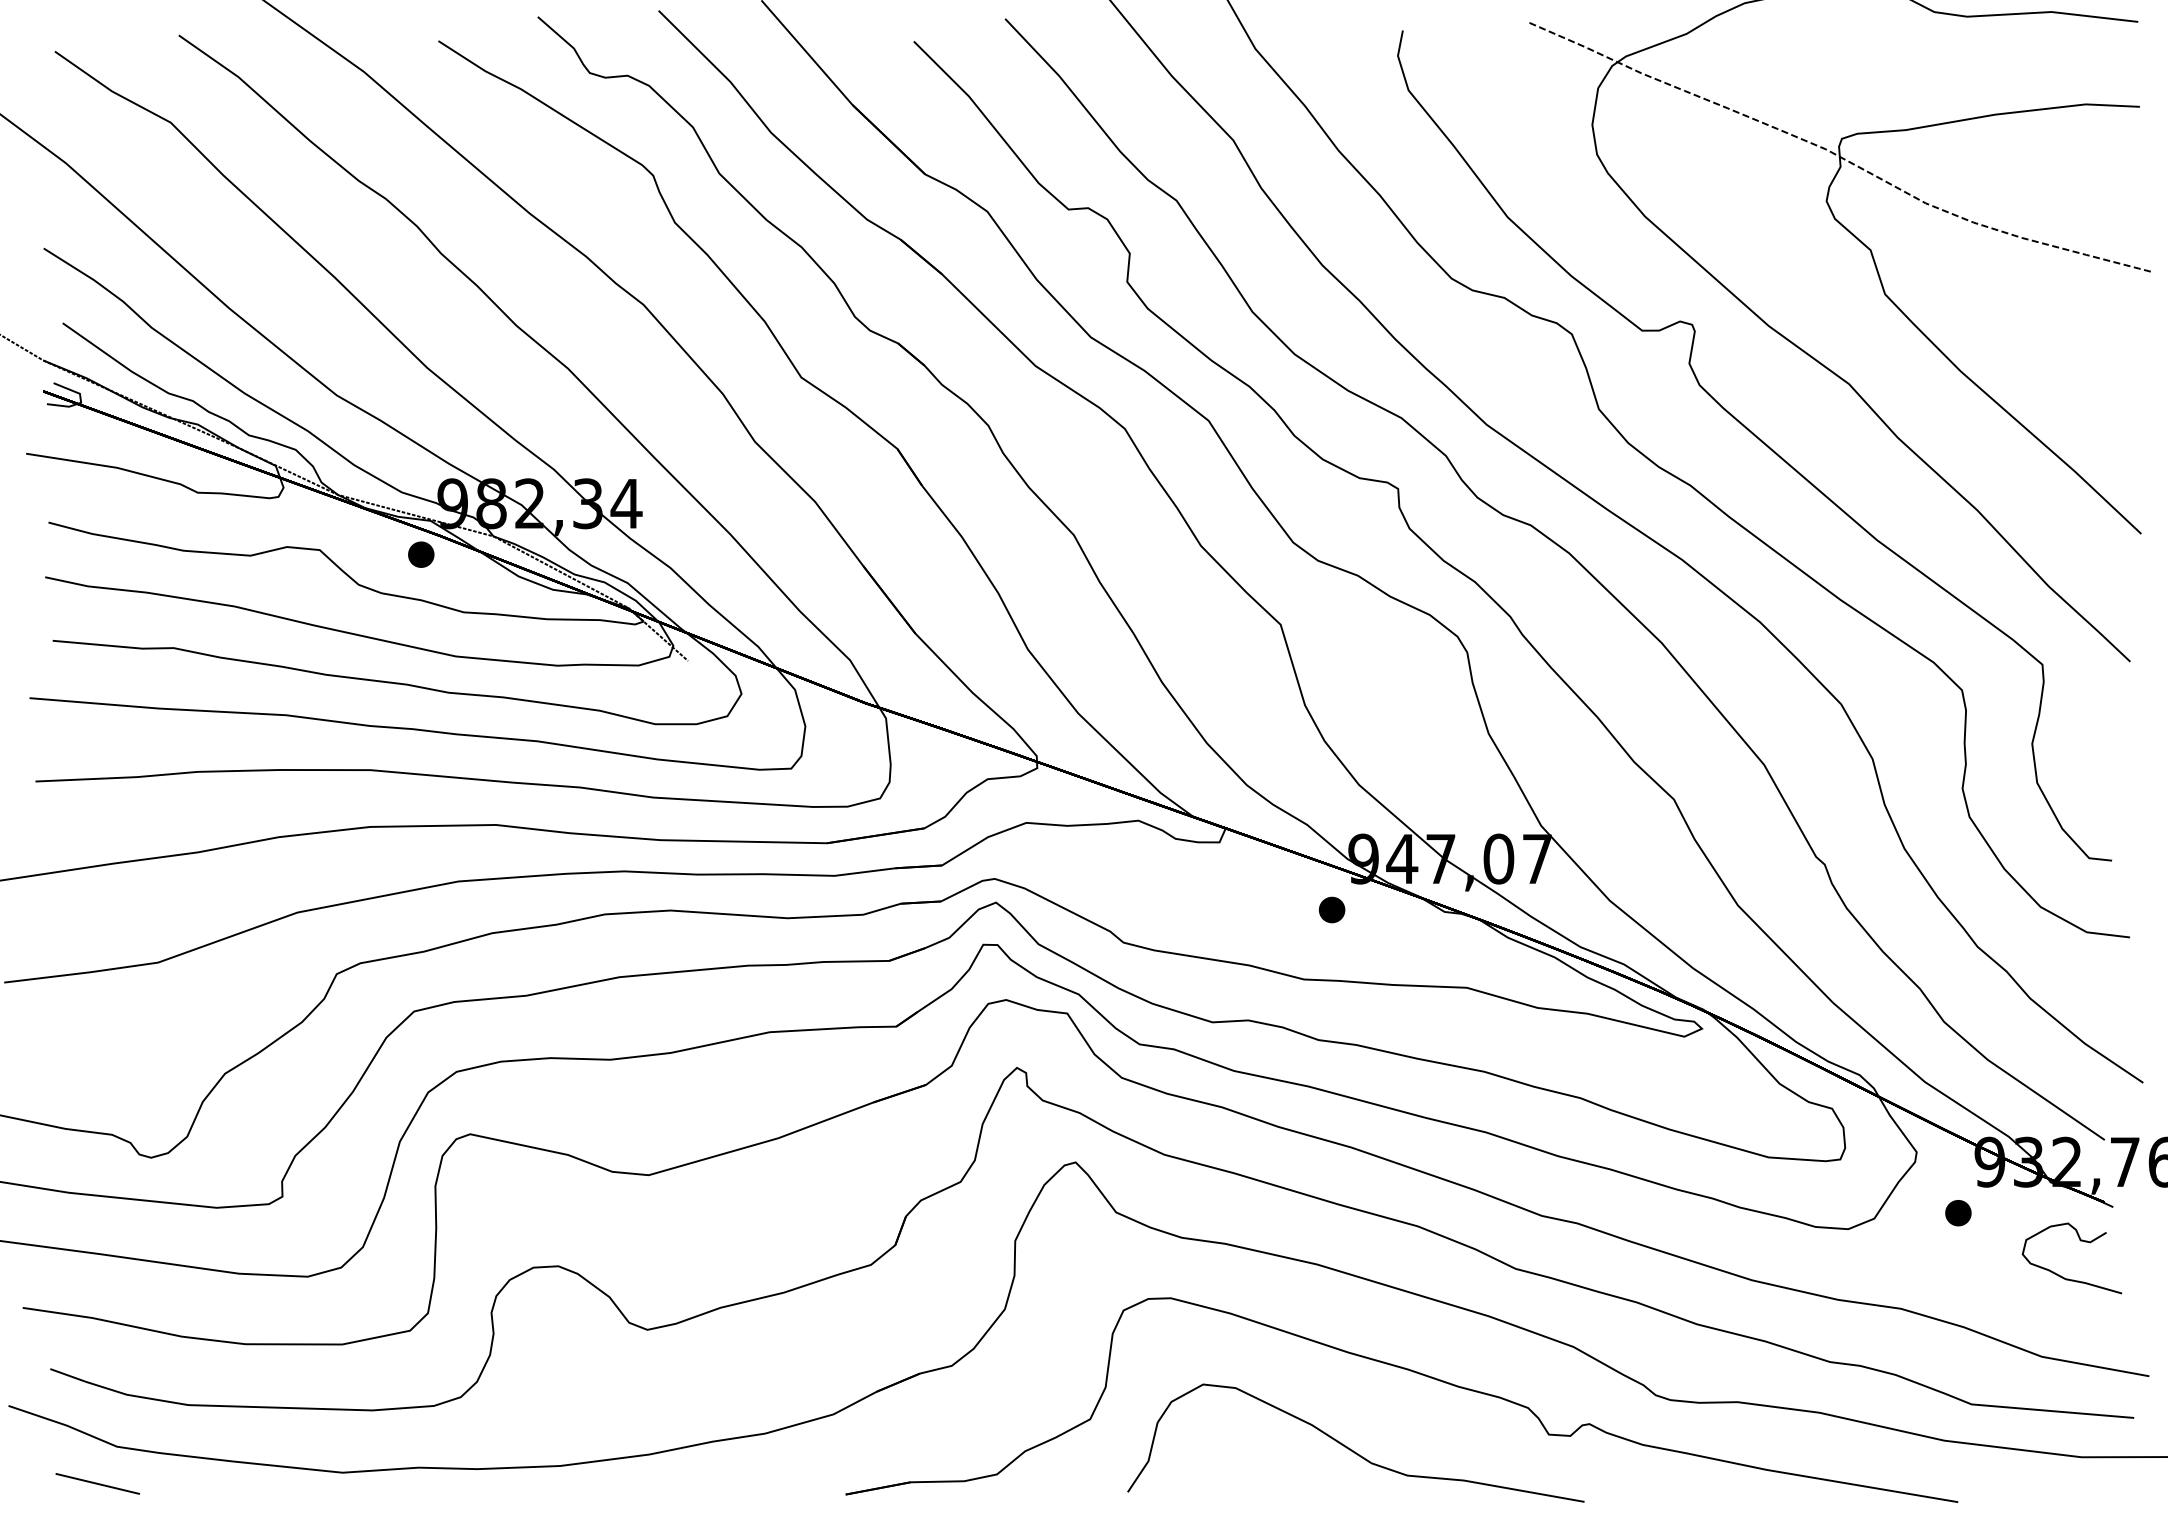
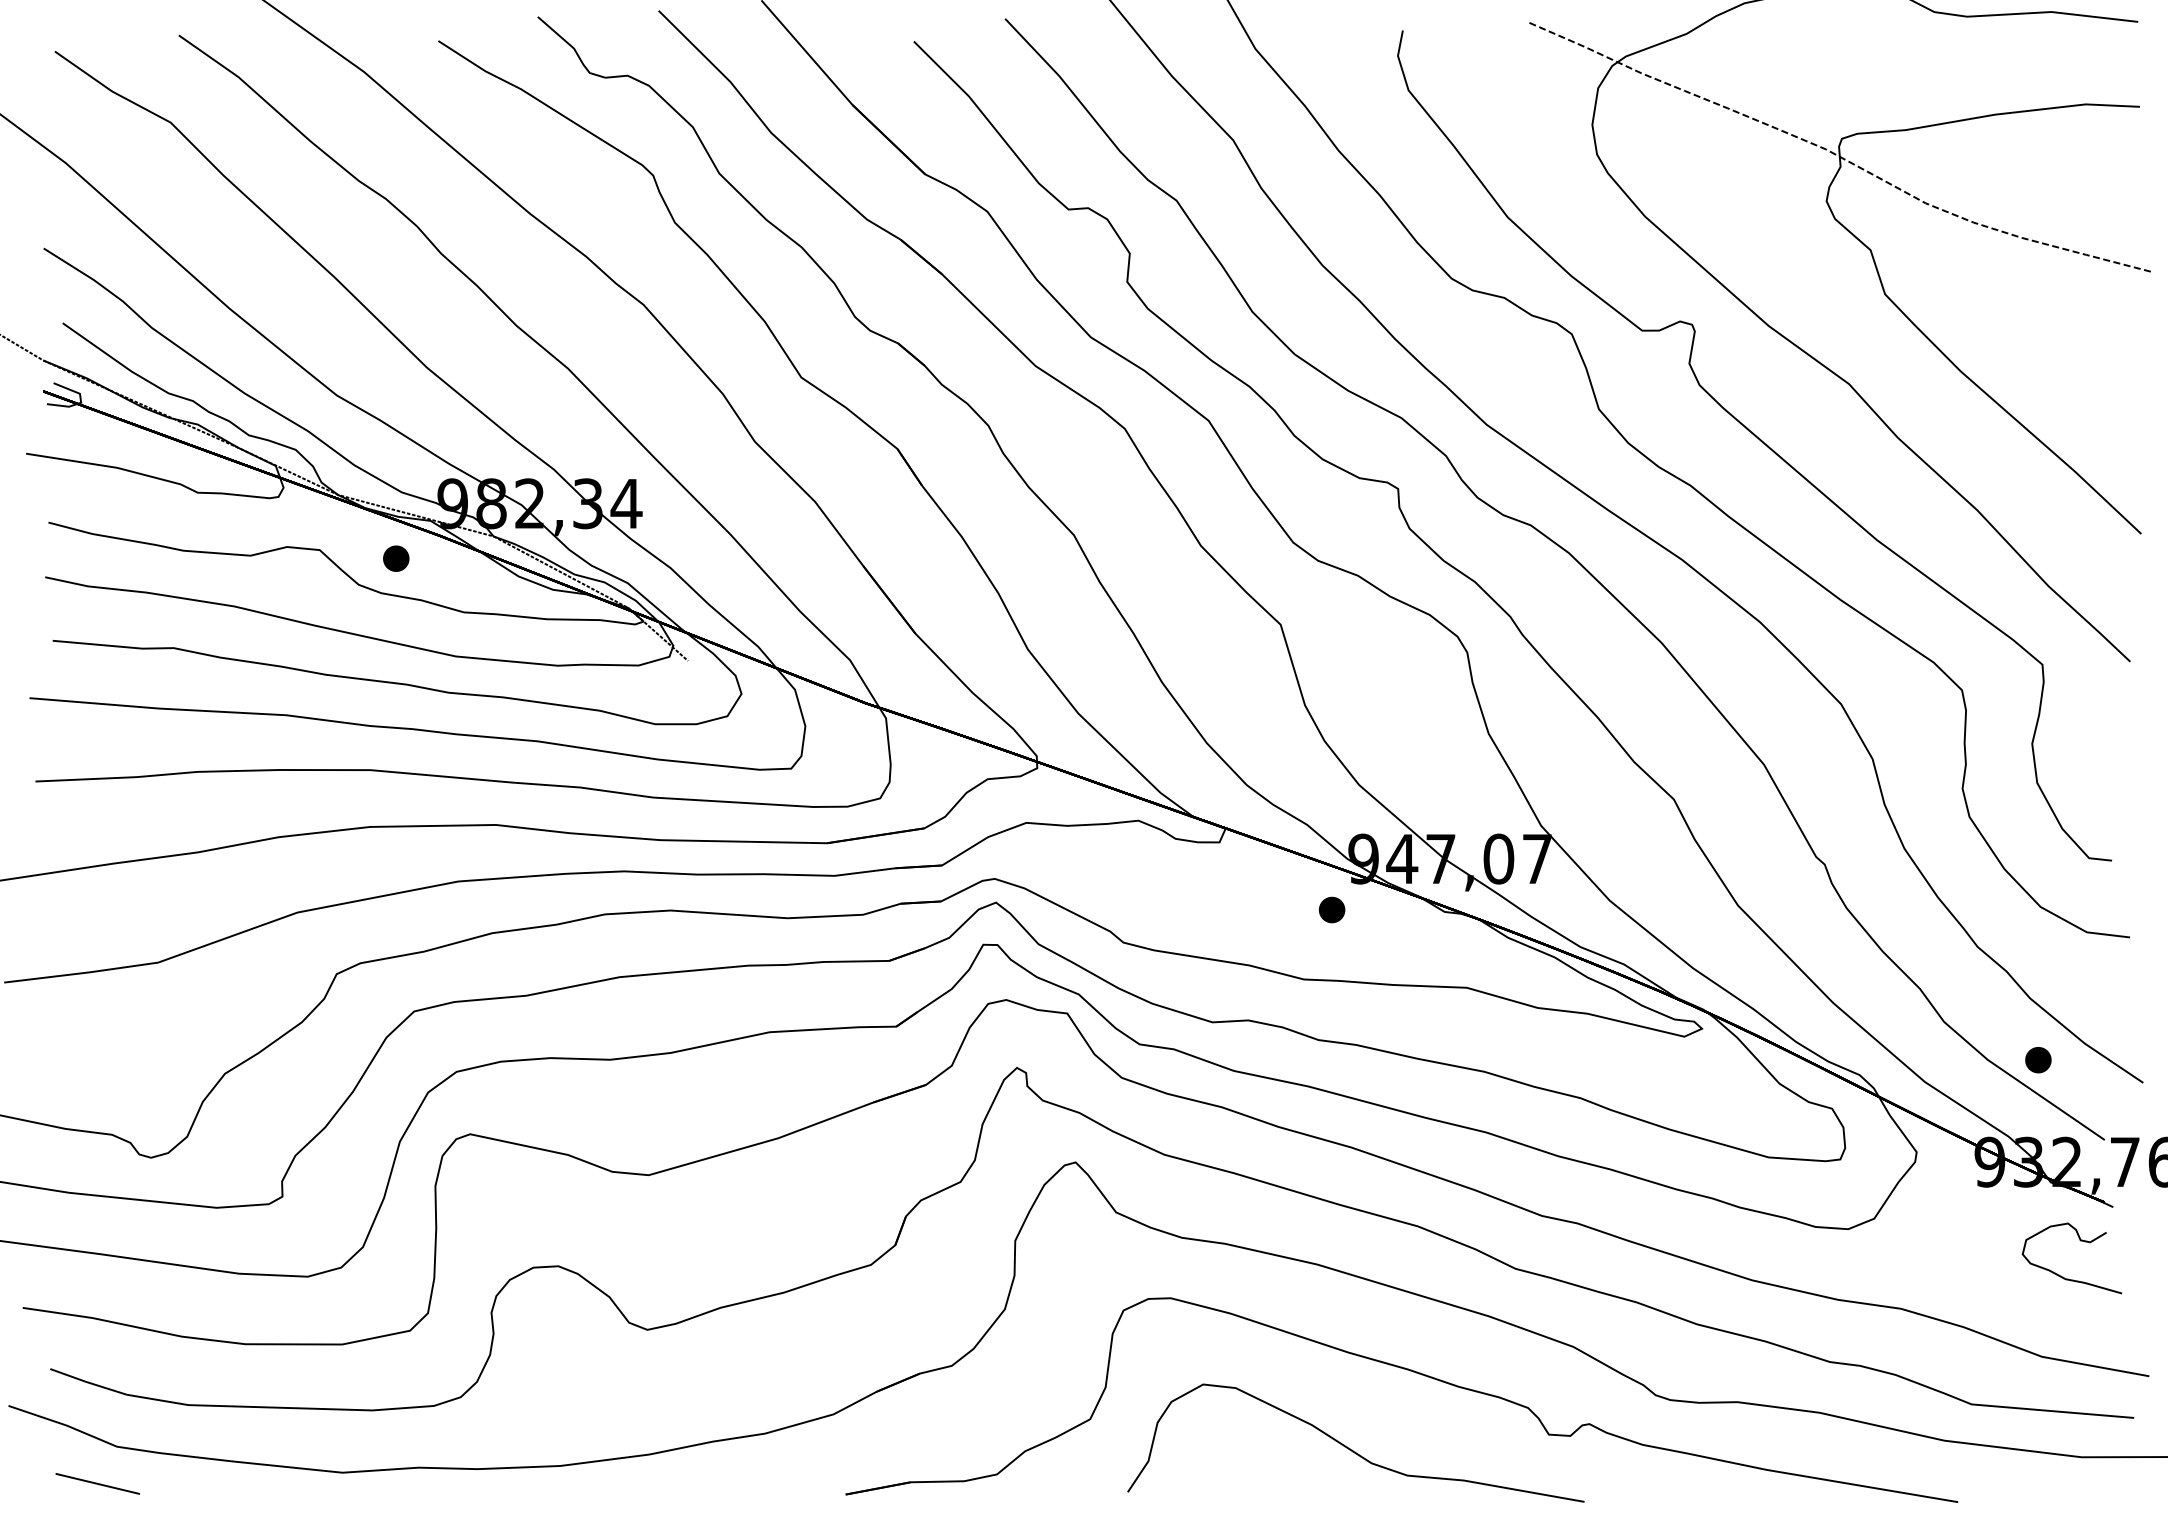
part position: (421, 554) -> (396, 558) (396, 558)
part position: (1958, 1213) -> (2038, 1060) (2038, 1060)
